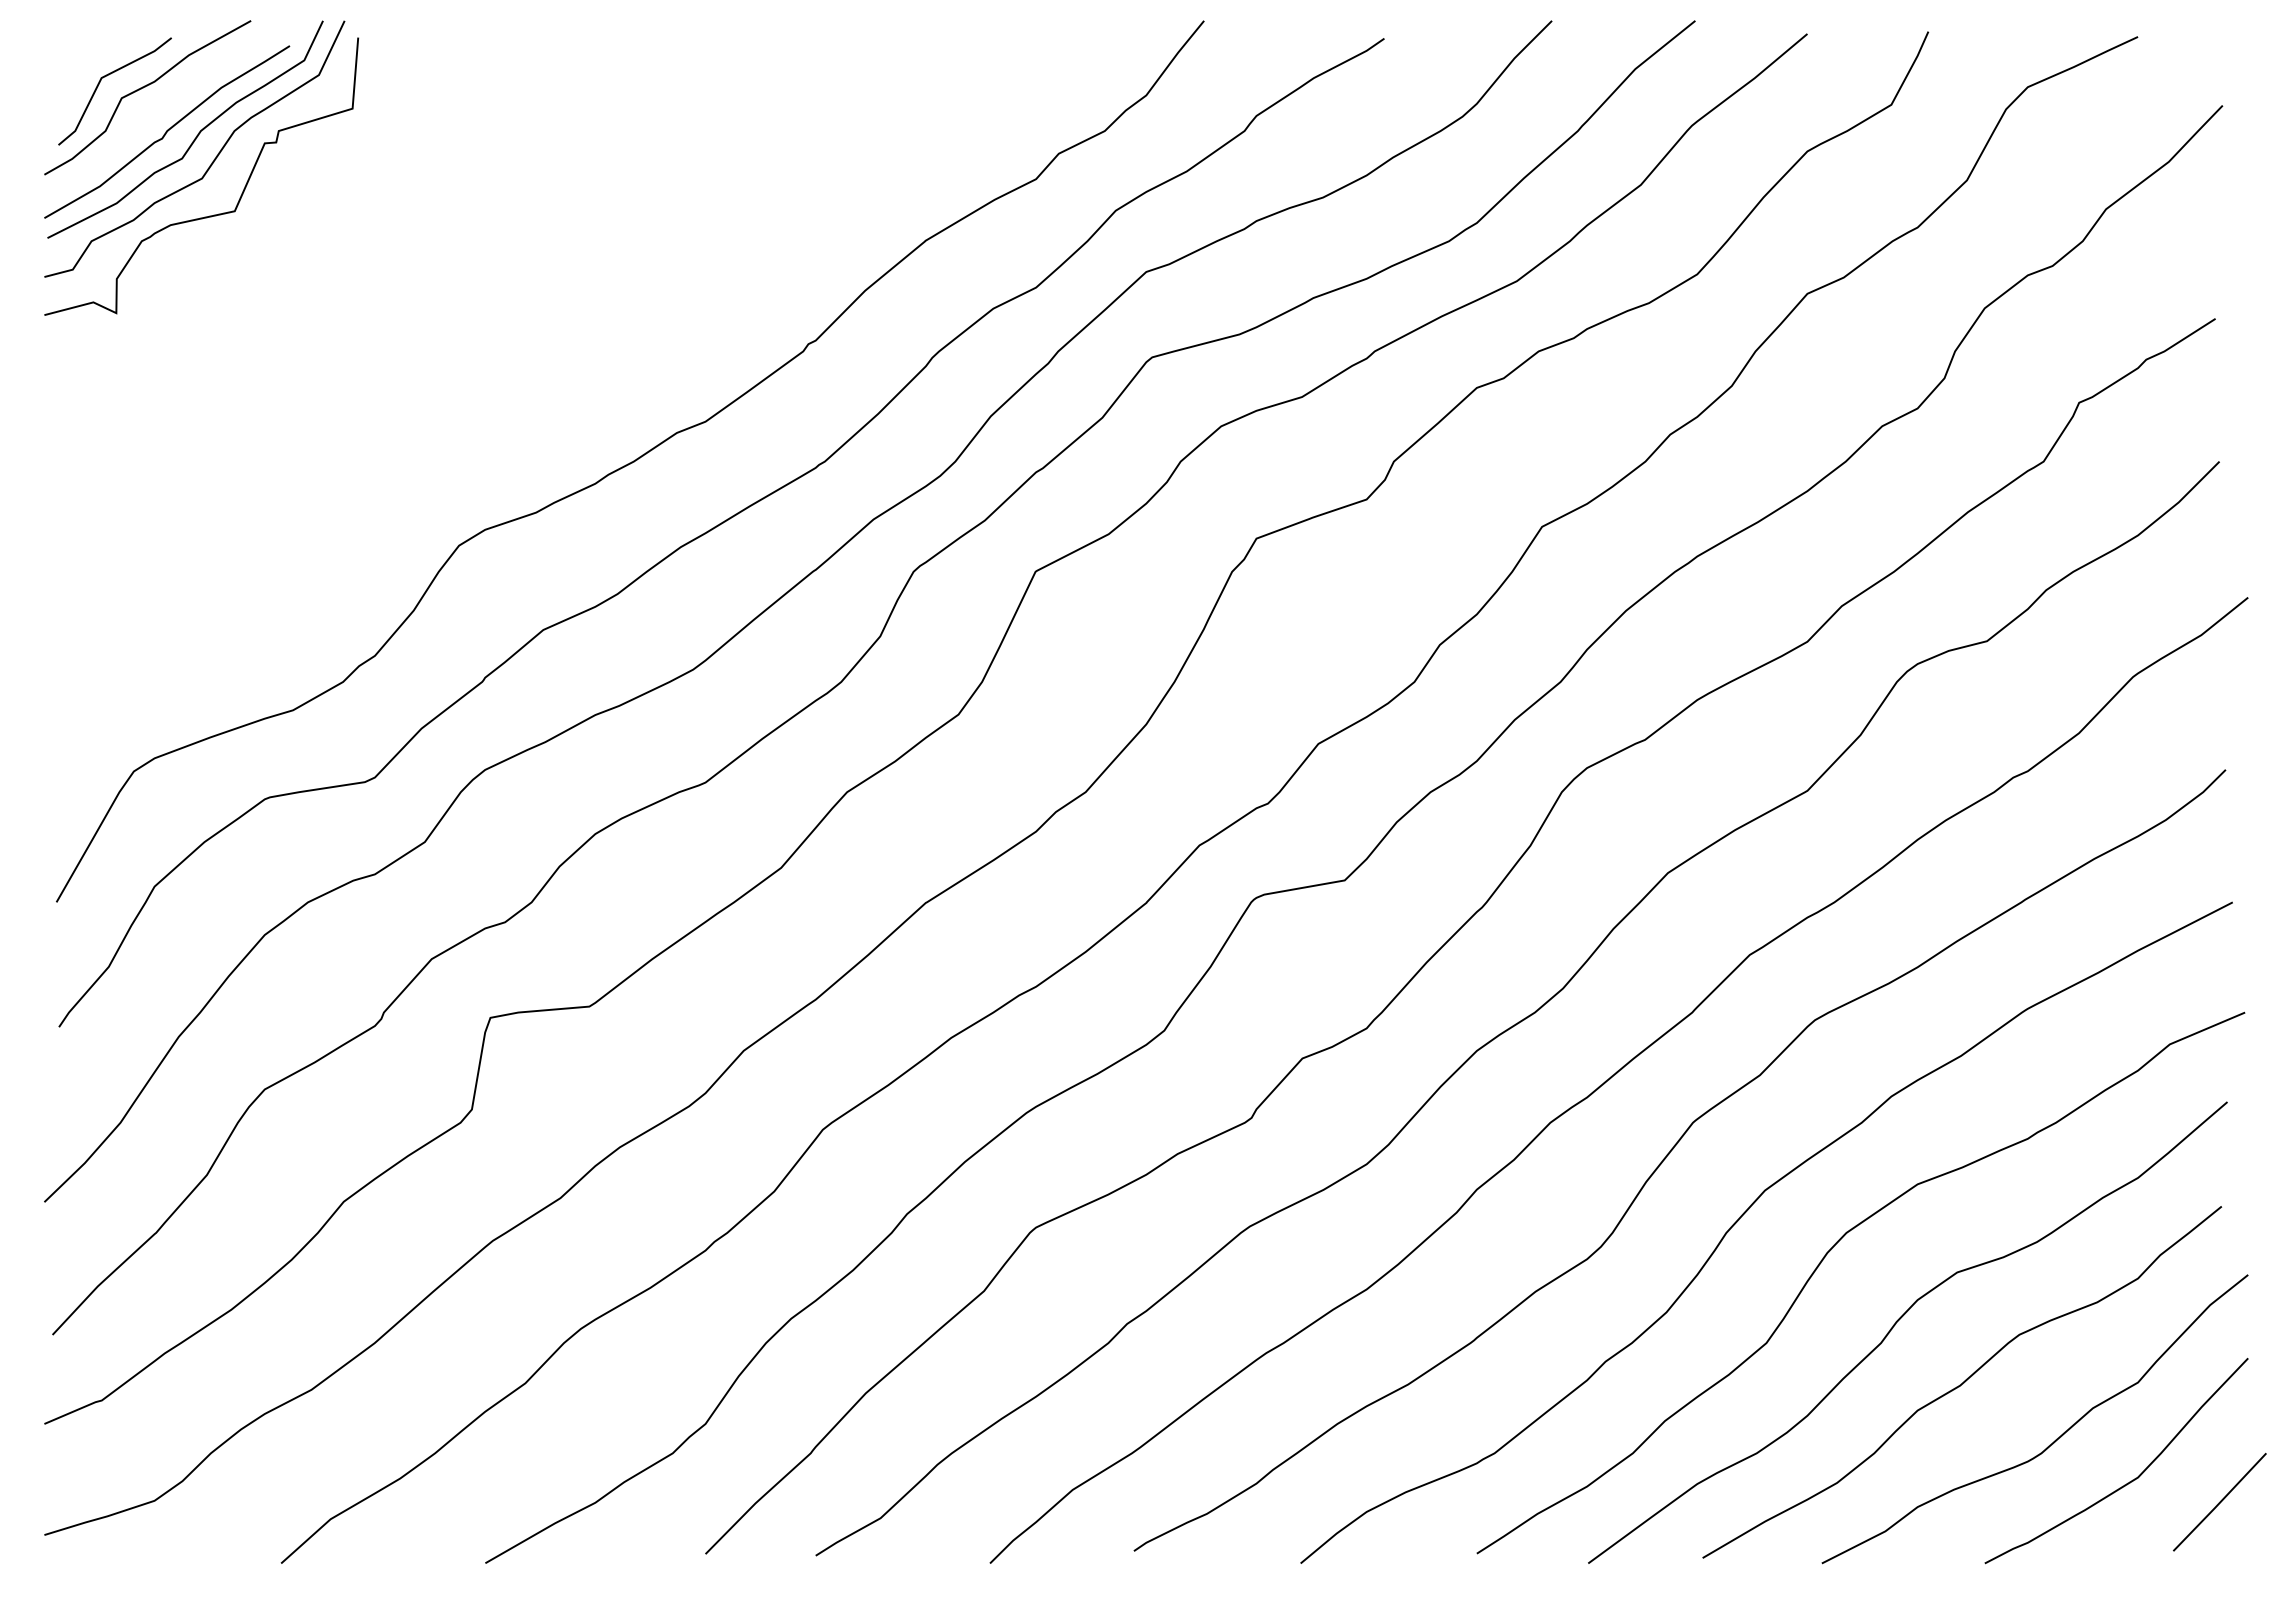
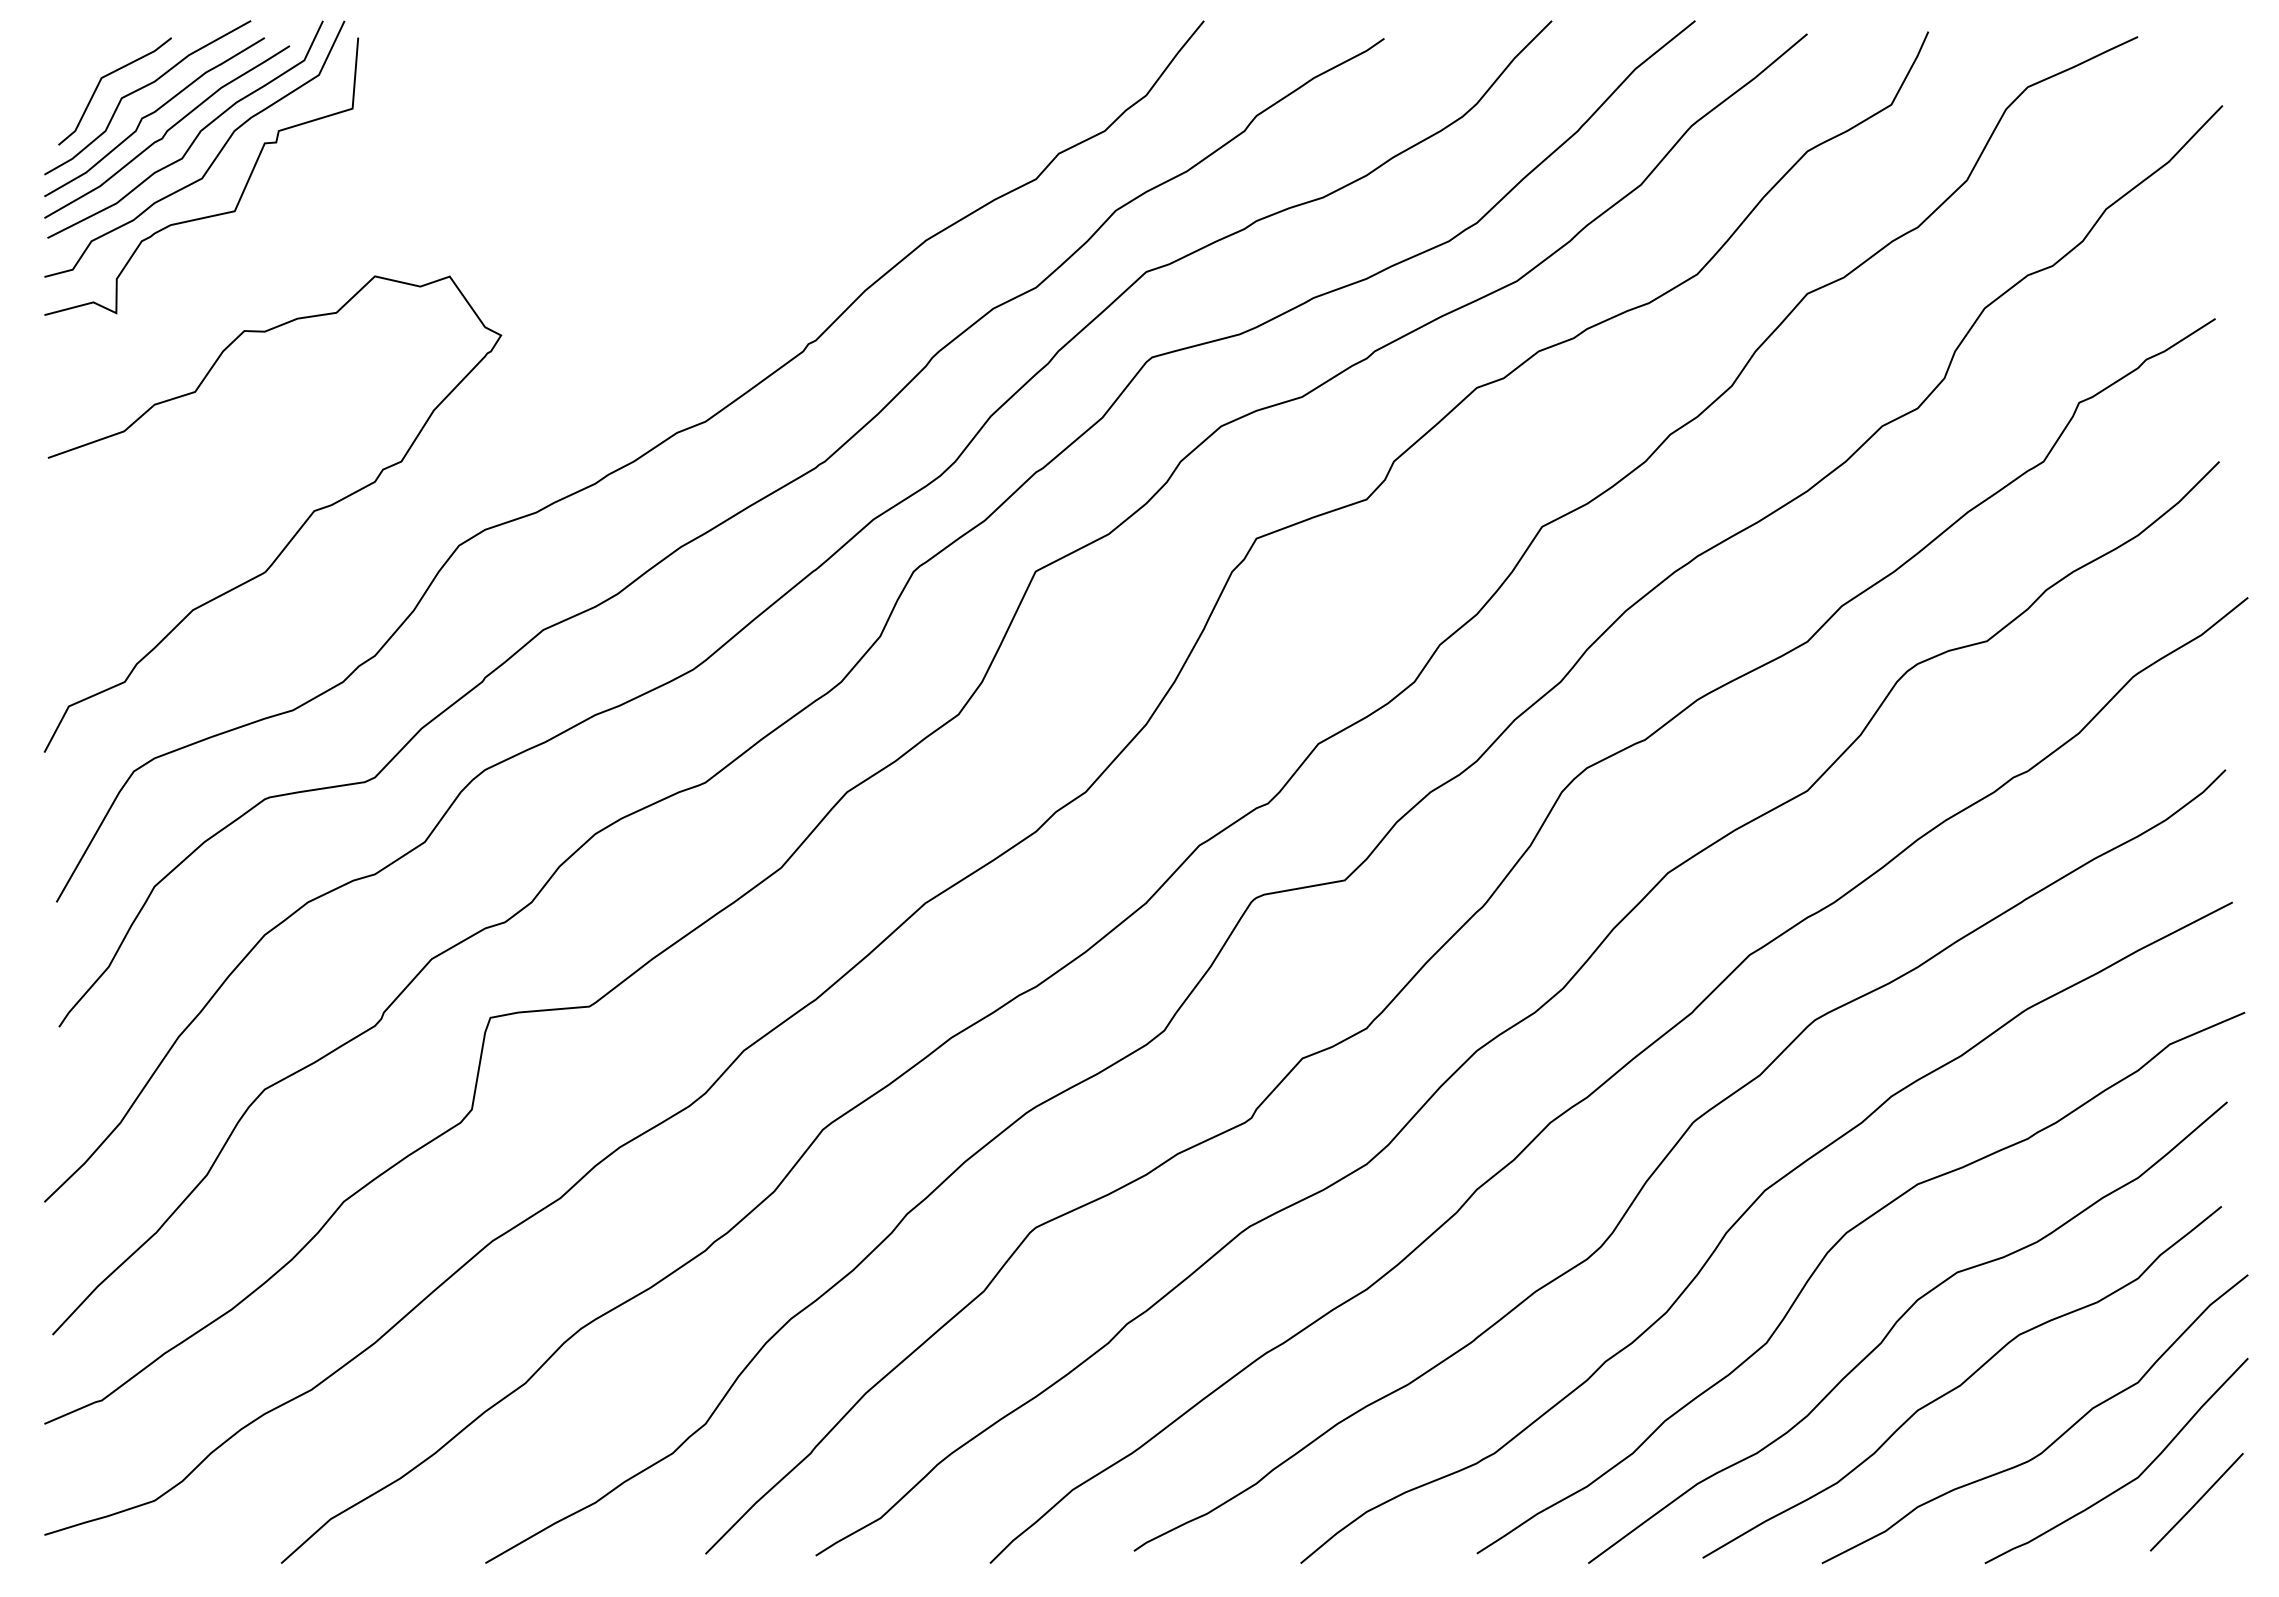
curve: none -> present (152, 114)
curve: none -> present (296, 531)
line position: (2219, 1502) -> (2196, 1502) (2196, 1502)
